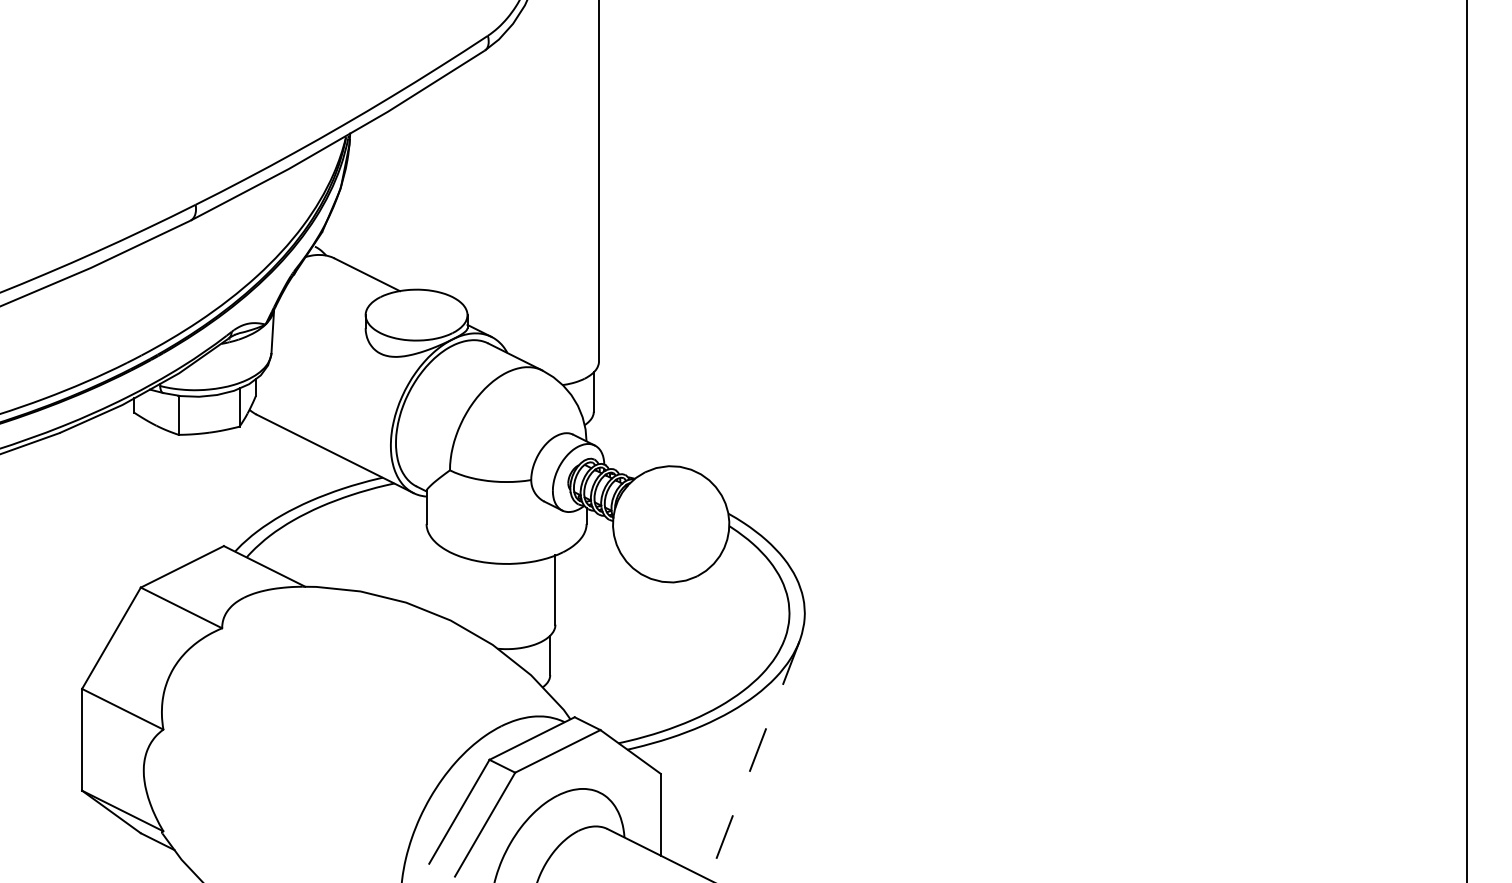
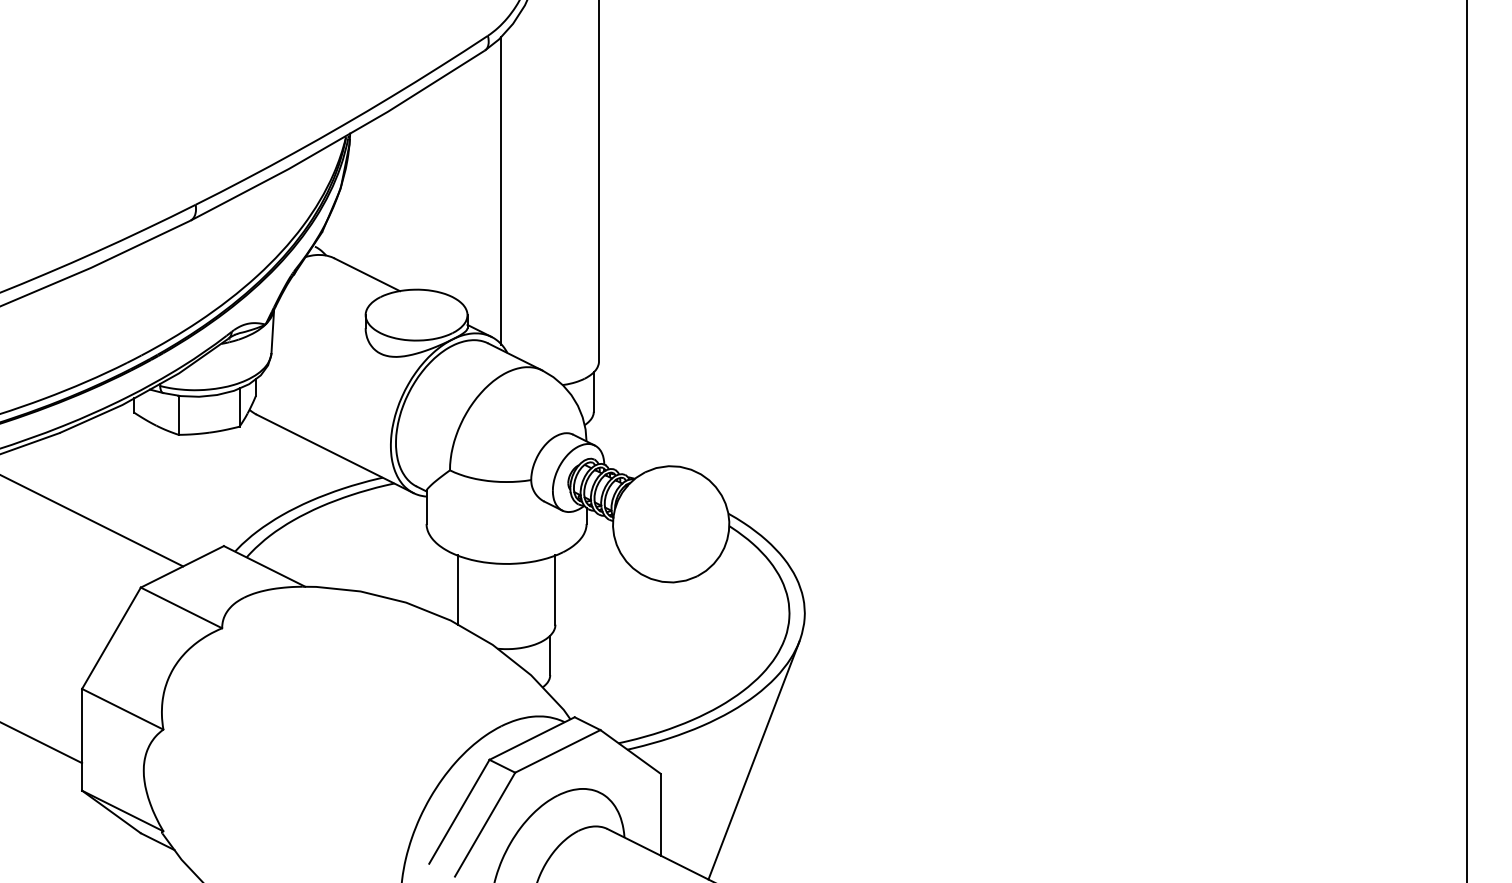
line: none -> present (501, 190)
line: none -> present (92, 521)
line: none -> present (457, 589)
line: none -> present (42, 743)
line: dashed -> solid (753, 760)
